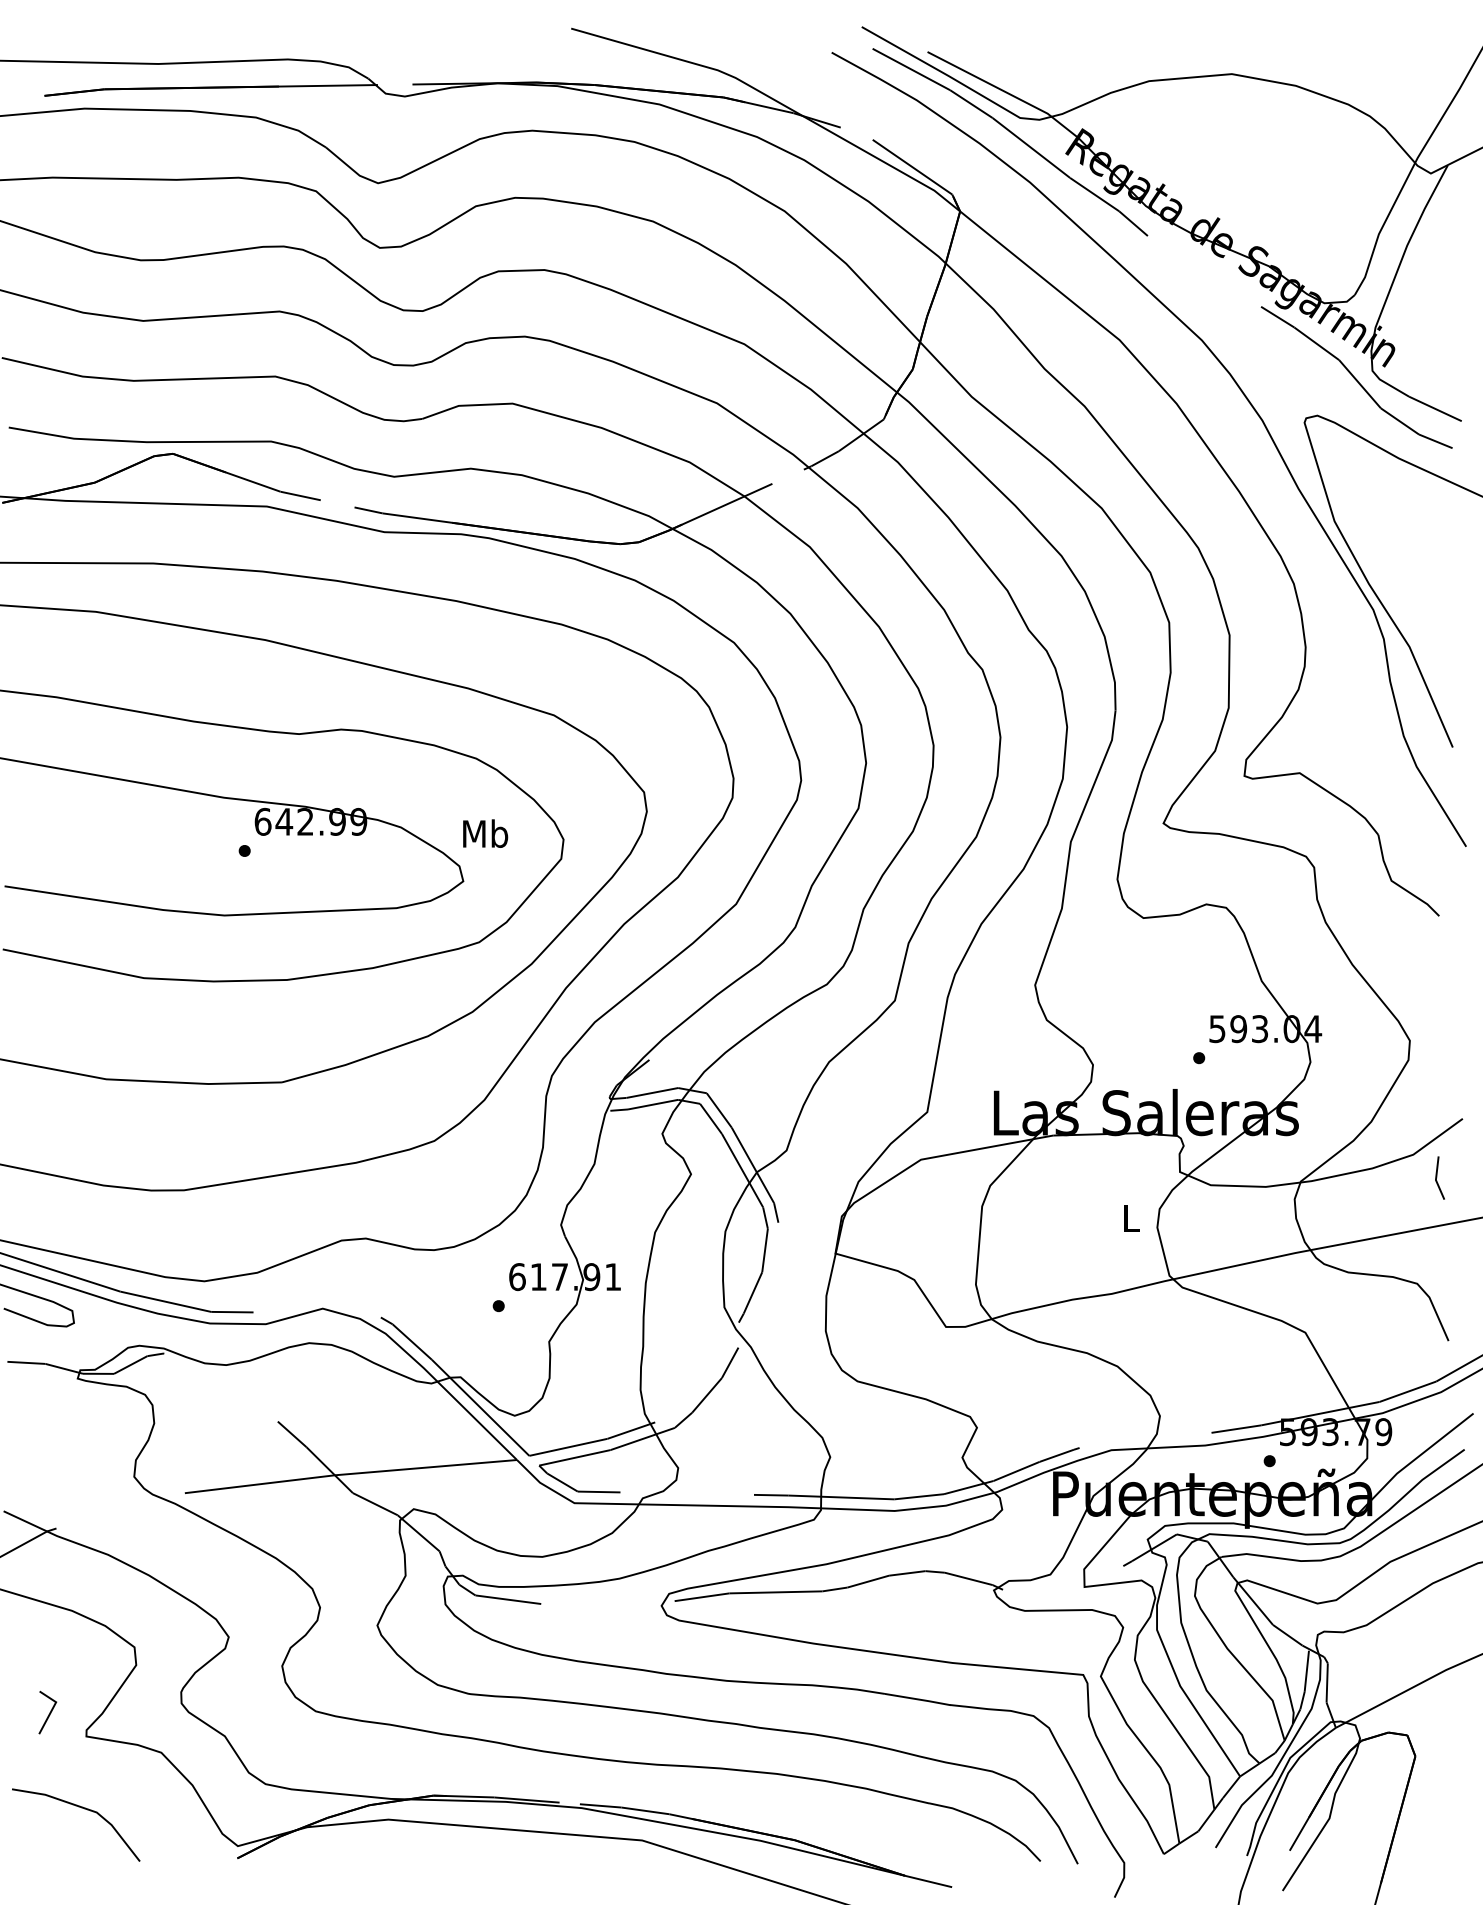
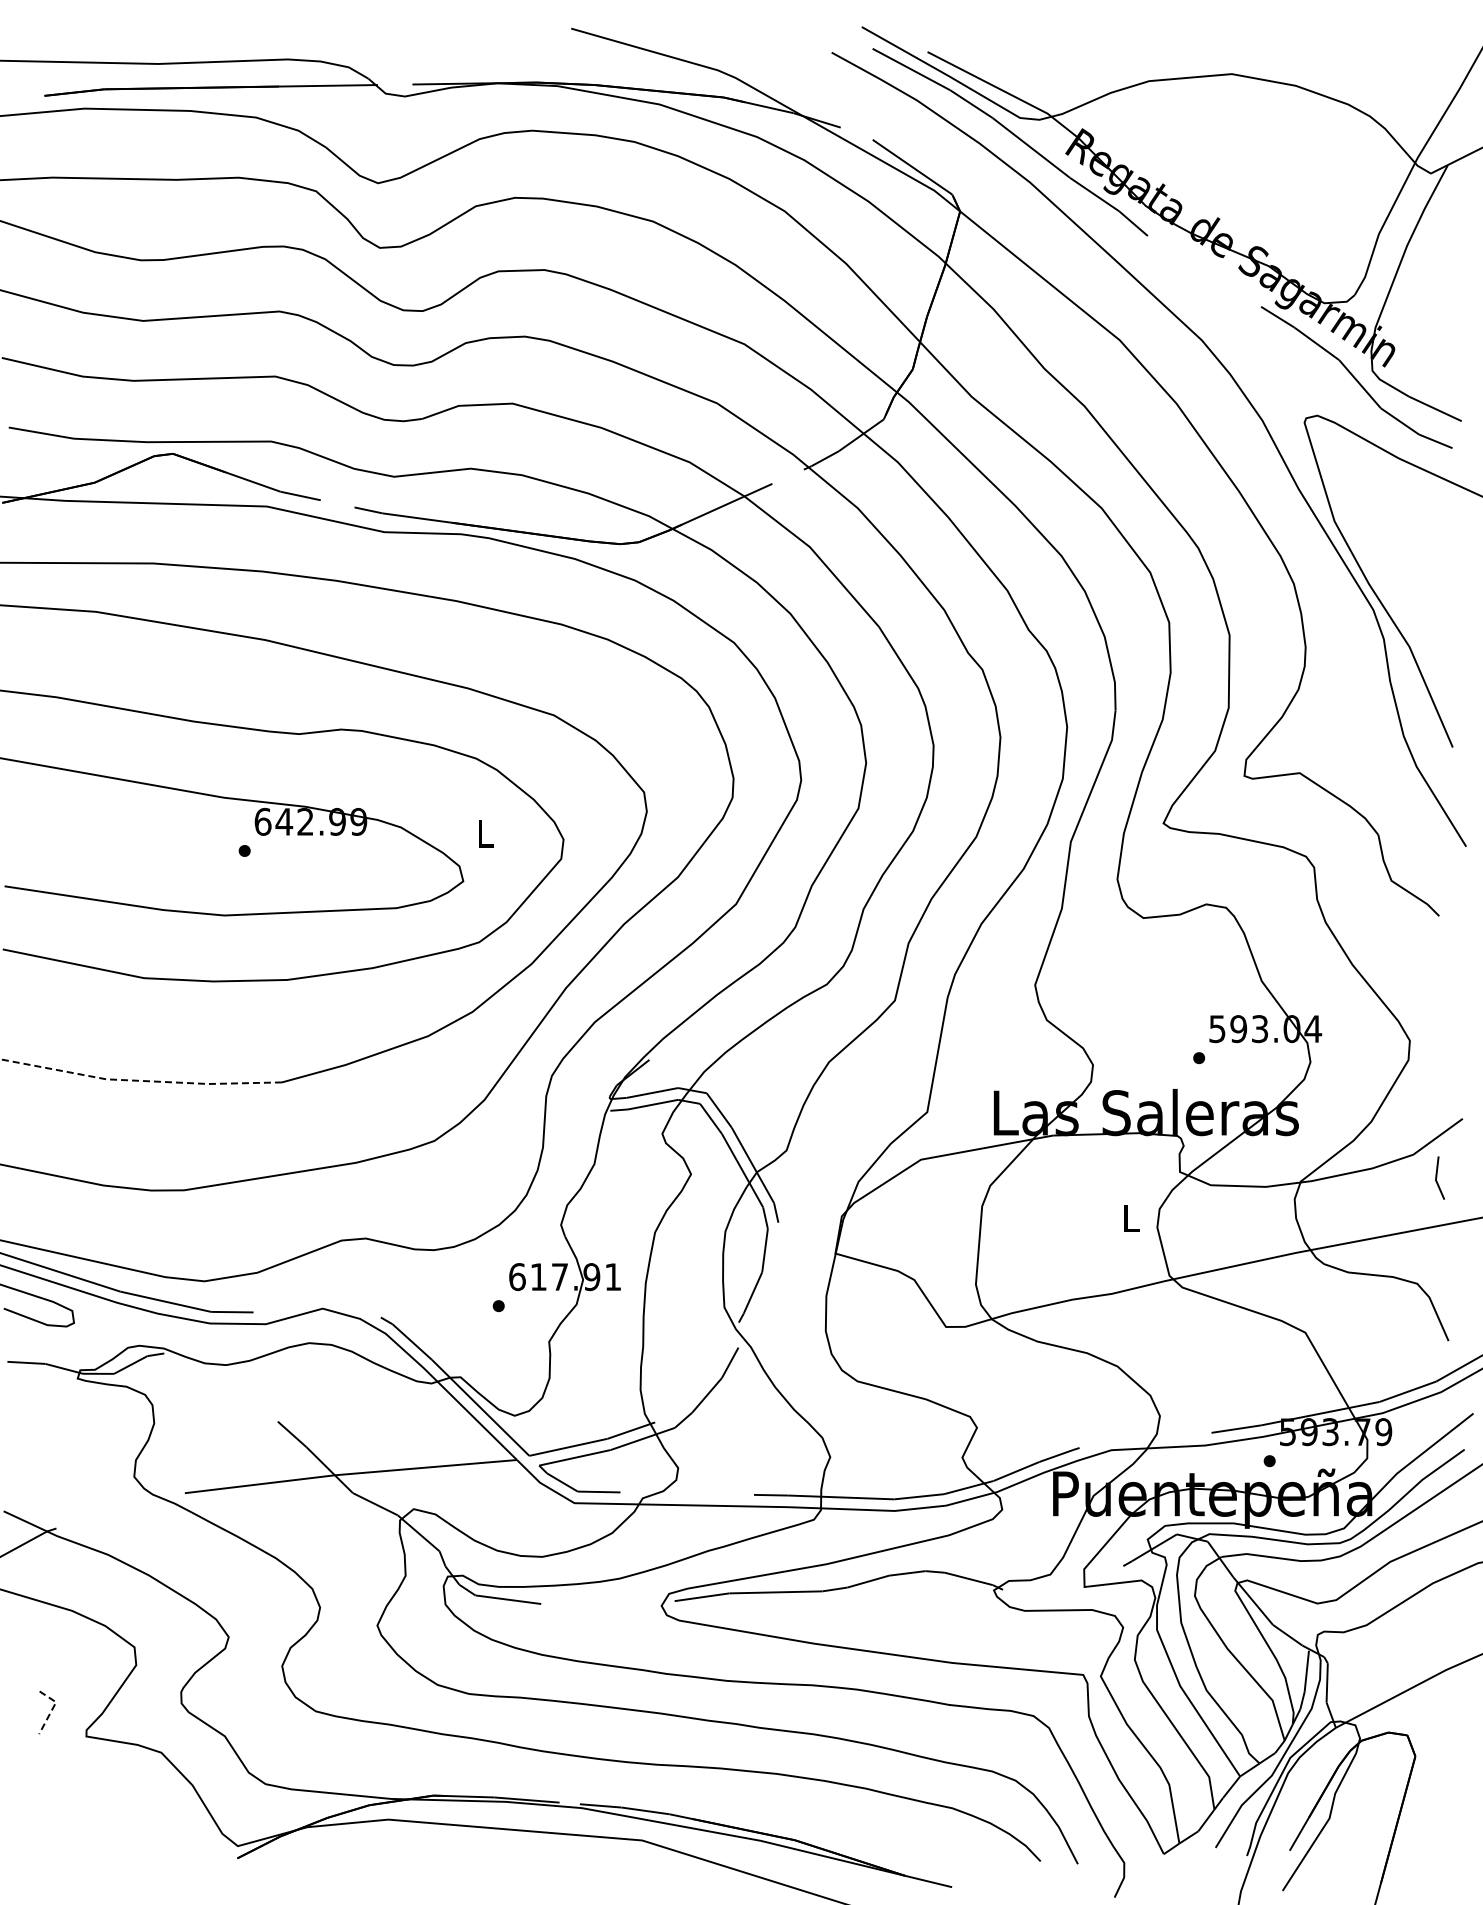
text: Mb -> L (485, 833)
line: solid -> dashed (140, 1080)
line: solid -> dashed (52, 1709)
line: present -> none (81, 1808)
